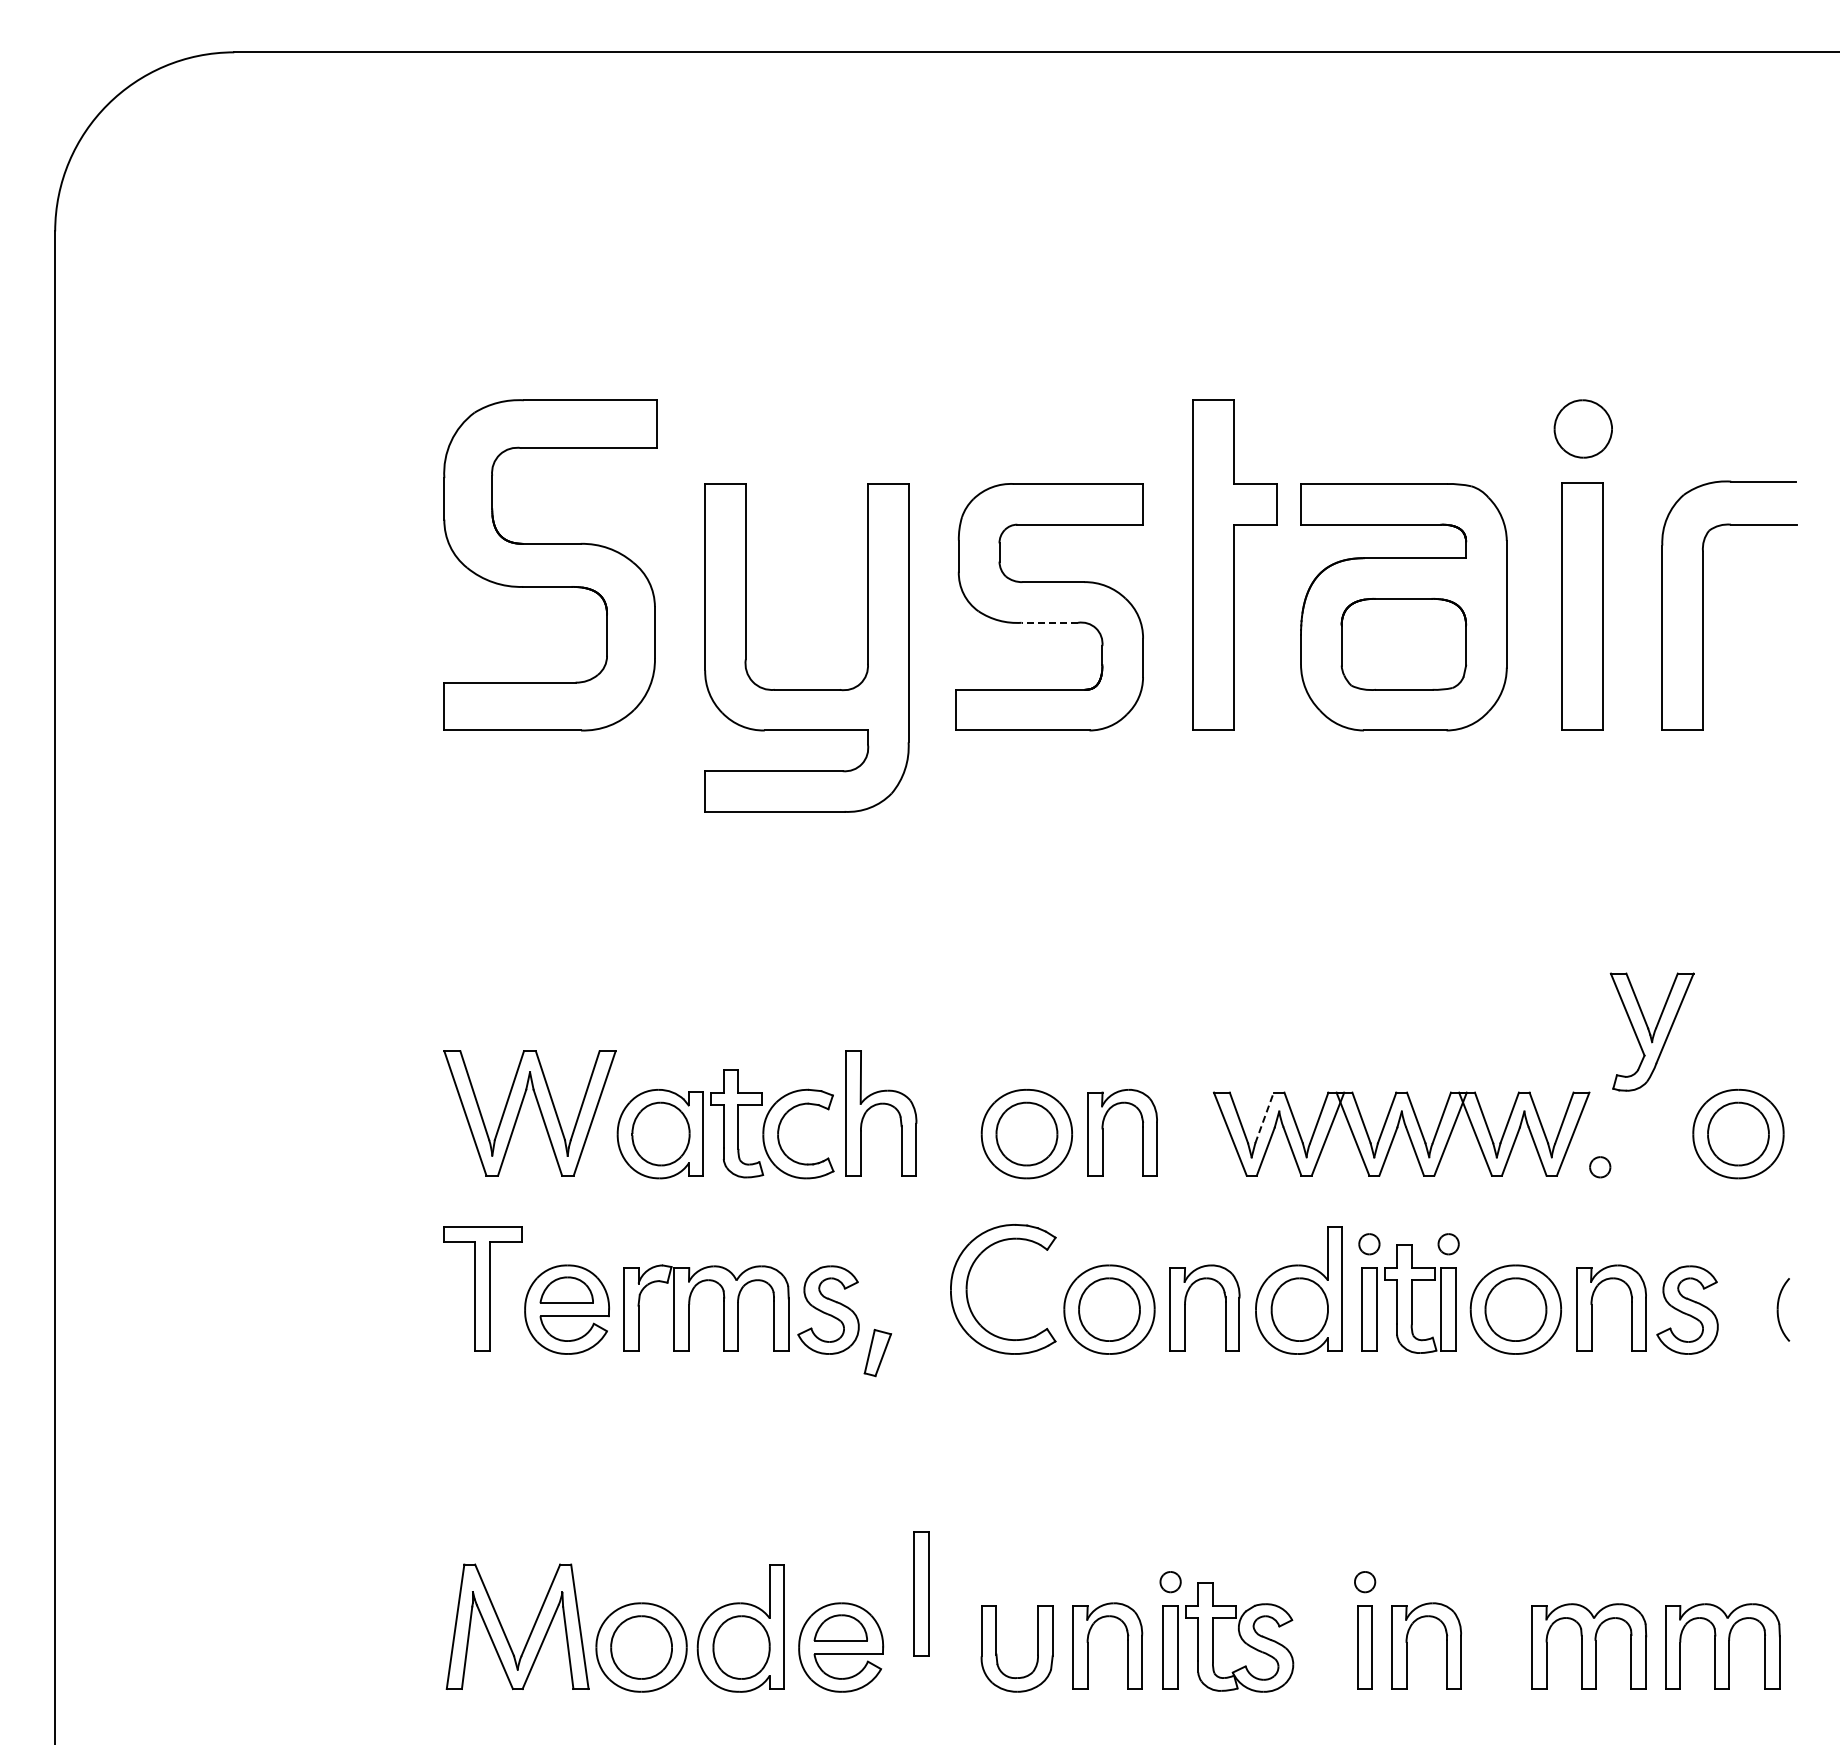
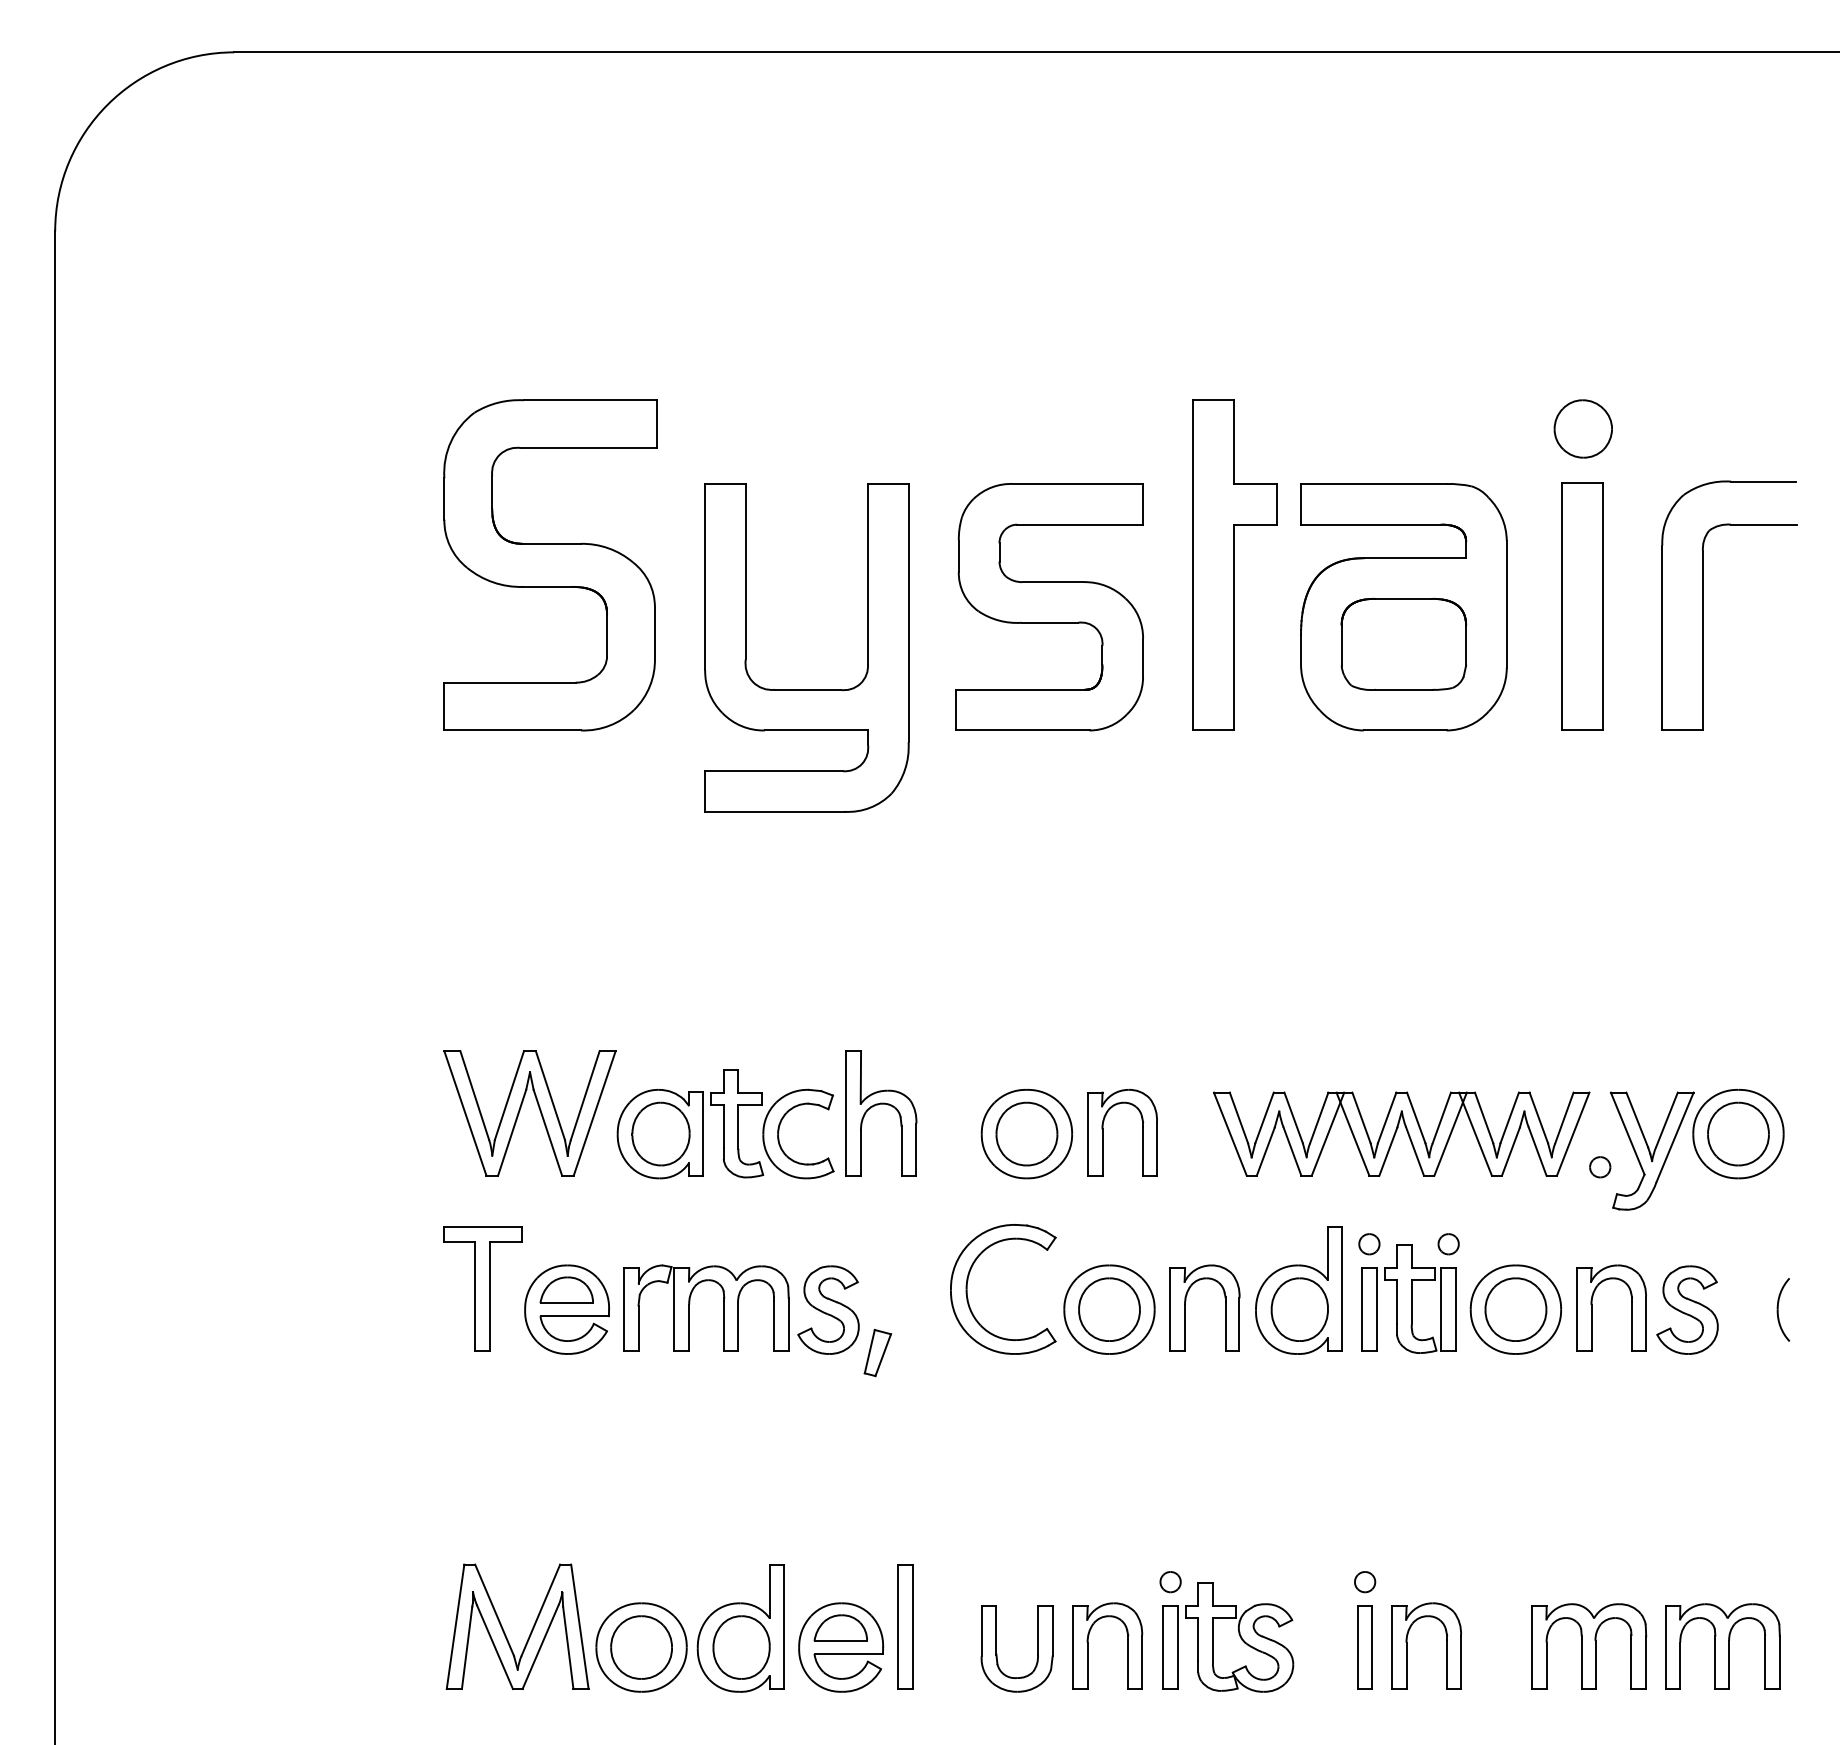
line: dashed -> solid (1049, 622)
part position: (1651, 1031) -> (1651, 1150) (1651, 1150)
line: dashed -> solid (1264, 1117)
part position: (921, 1593) -> (905, 1626) (905, 1626)
